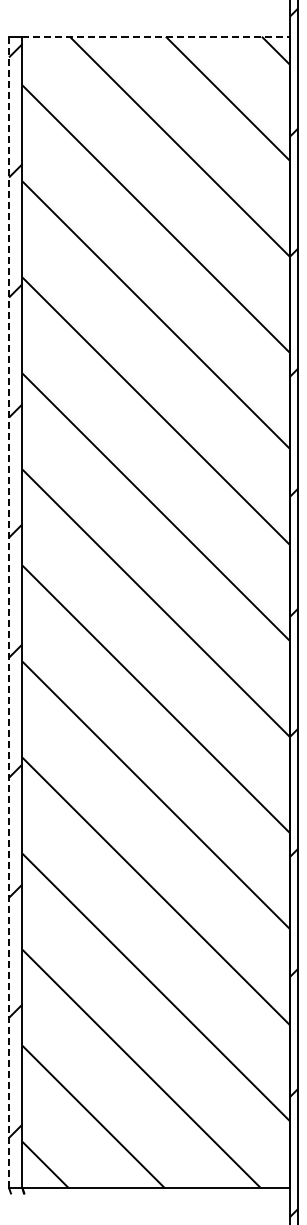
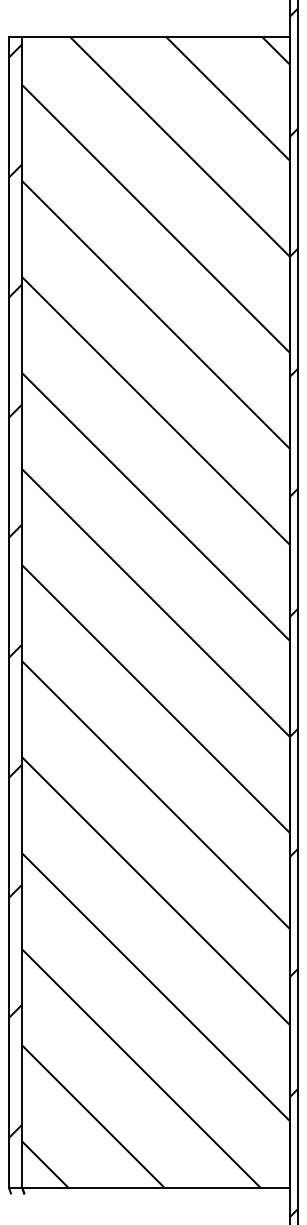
line: dashed -> solid (156, 36)
line: dashed -> solid (9, 612)
